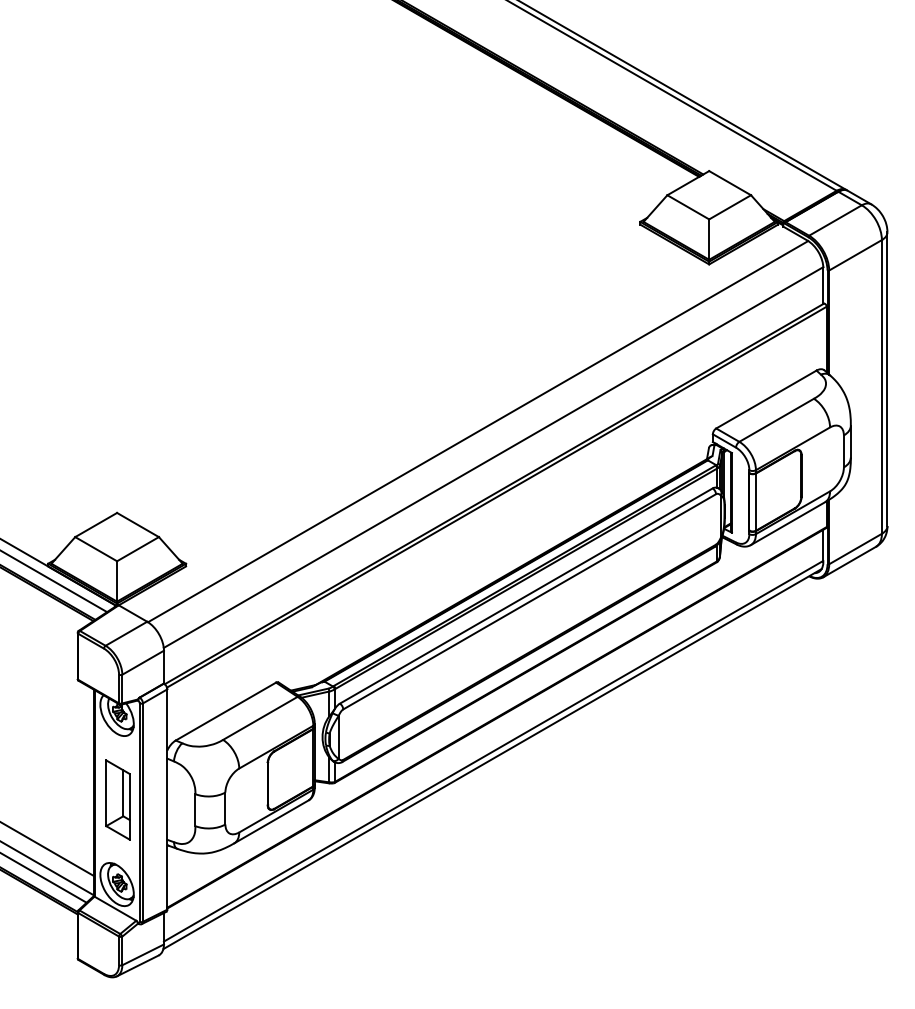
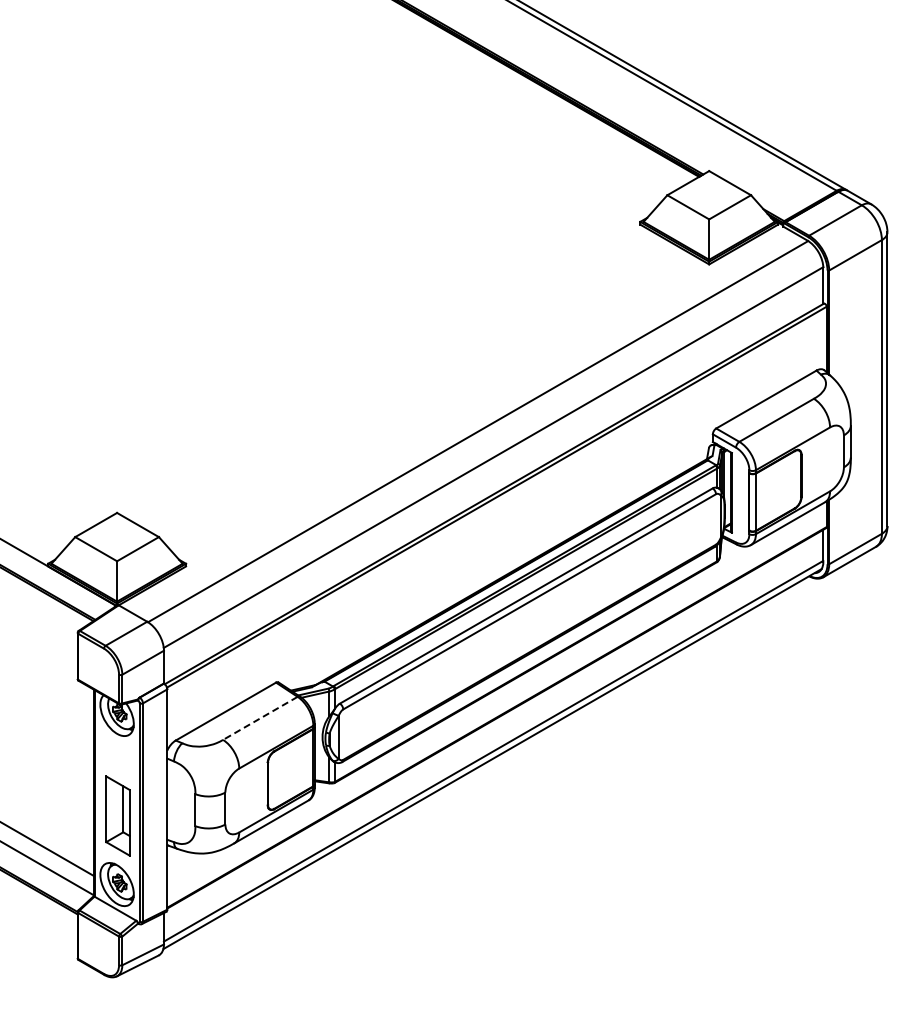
line: present -> none (54, 581)
line: solid -> dashed (259, 718)
part position: (117, 799) -> (117, 815) (117, 815)
line: present -> none (44, 878)
